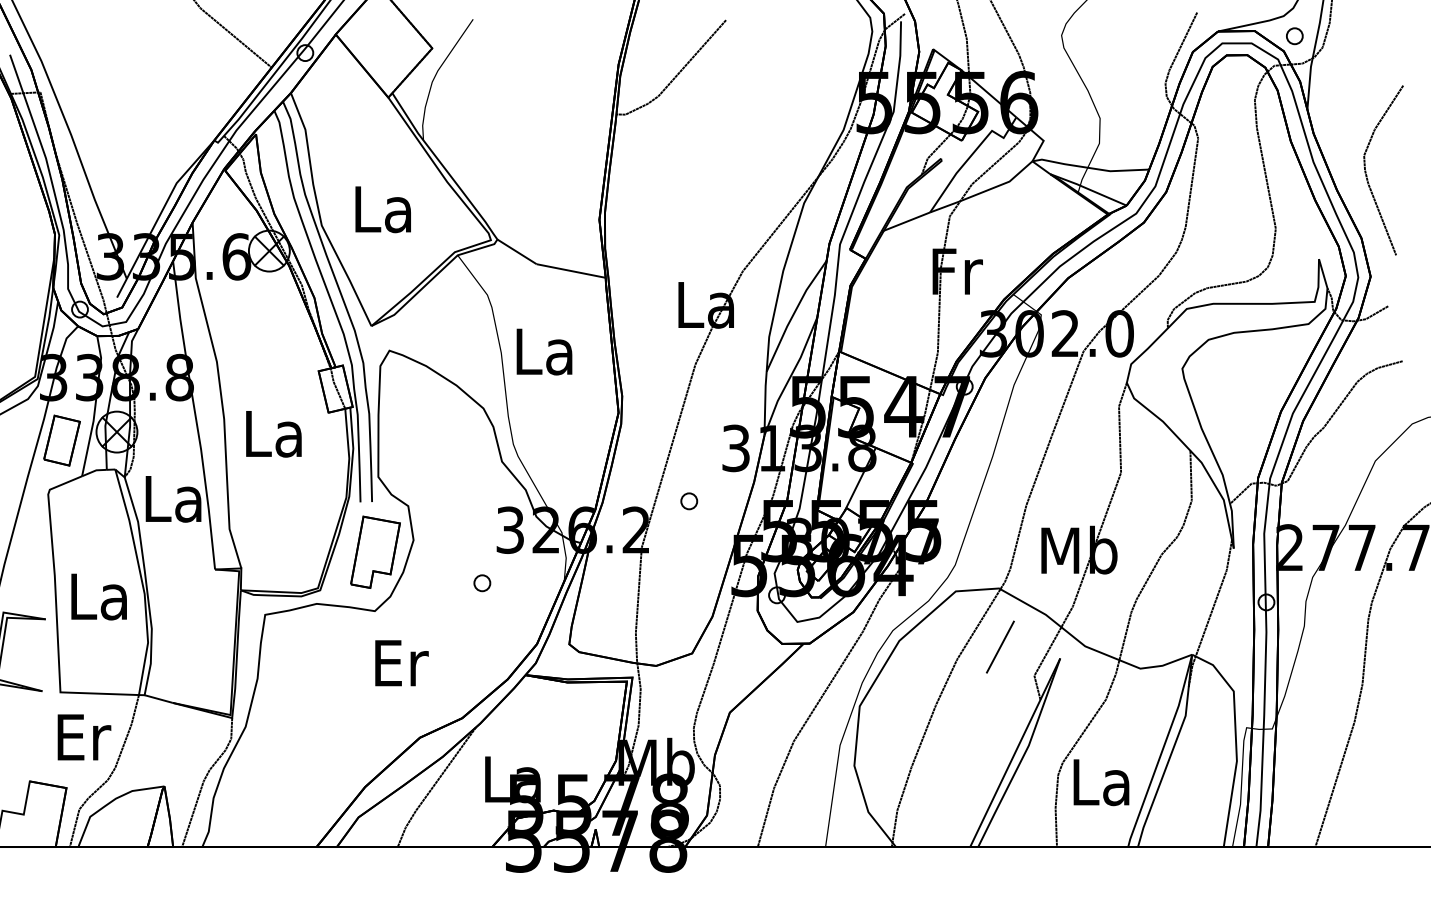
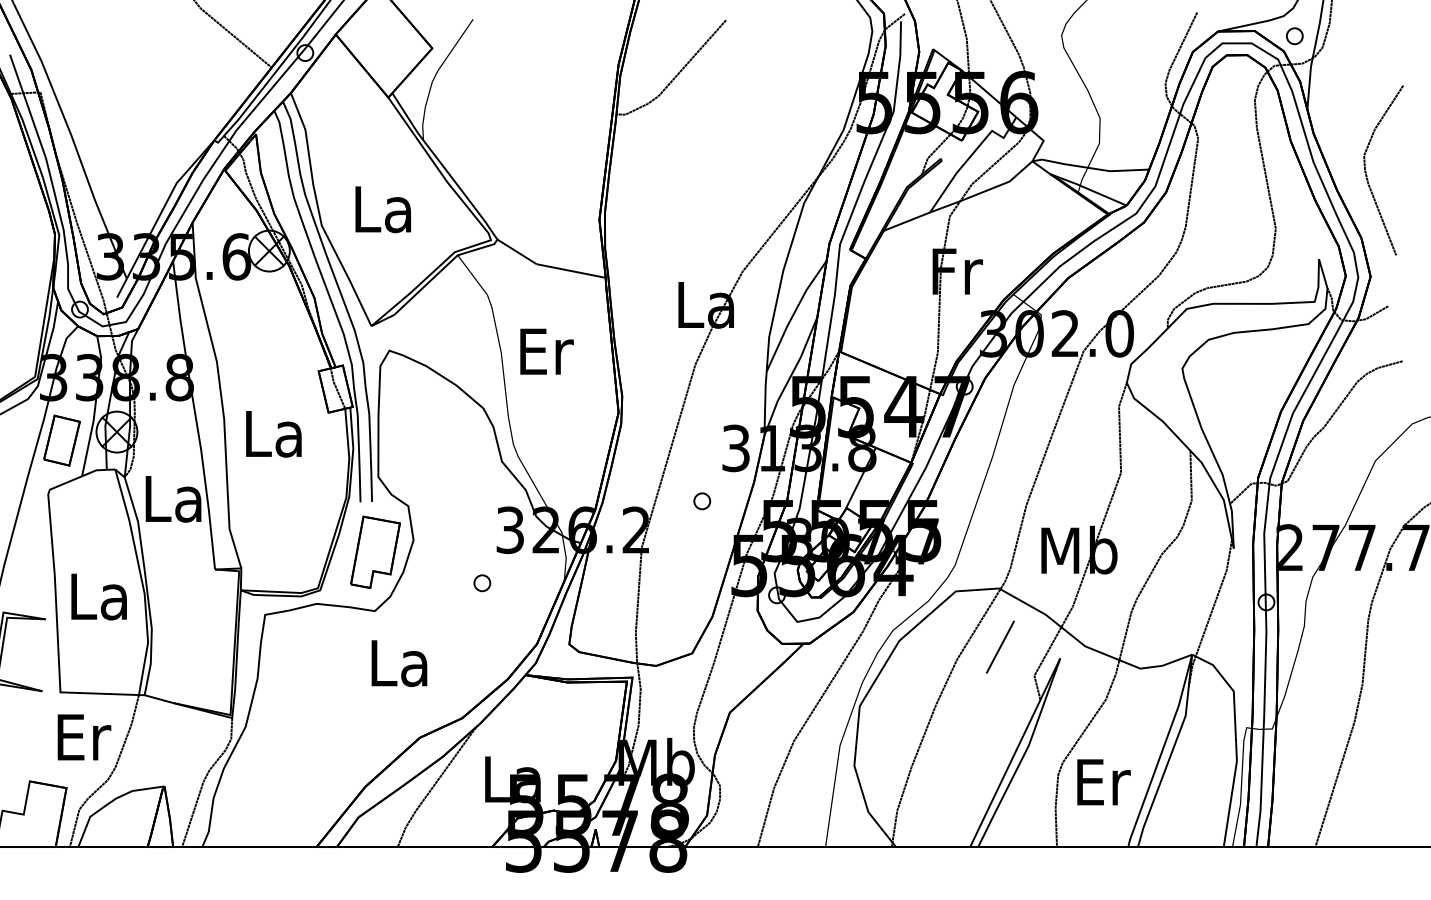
text: La -> Er (544, 351)
part position: (689, 501) -> (702, 501) (702, 501)
text: Er -> La (399, 663)
text: La -> Er (1101, 782)
